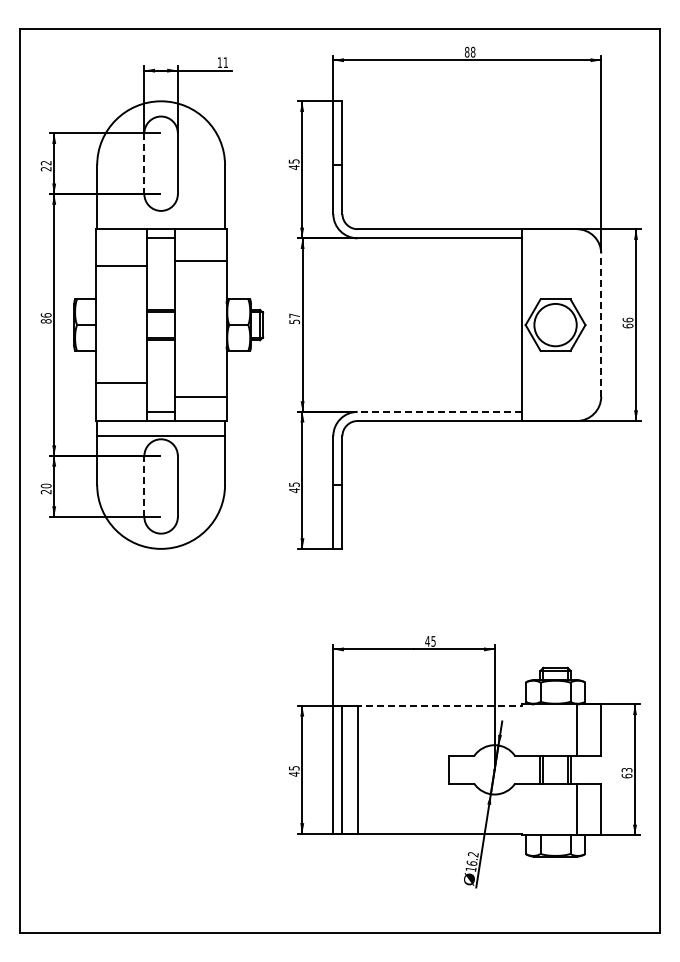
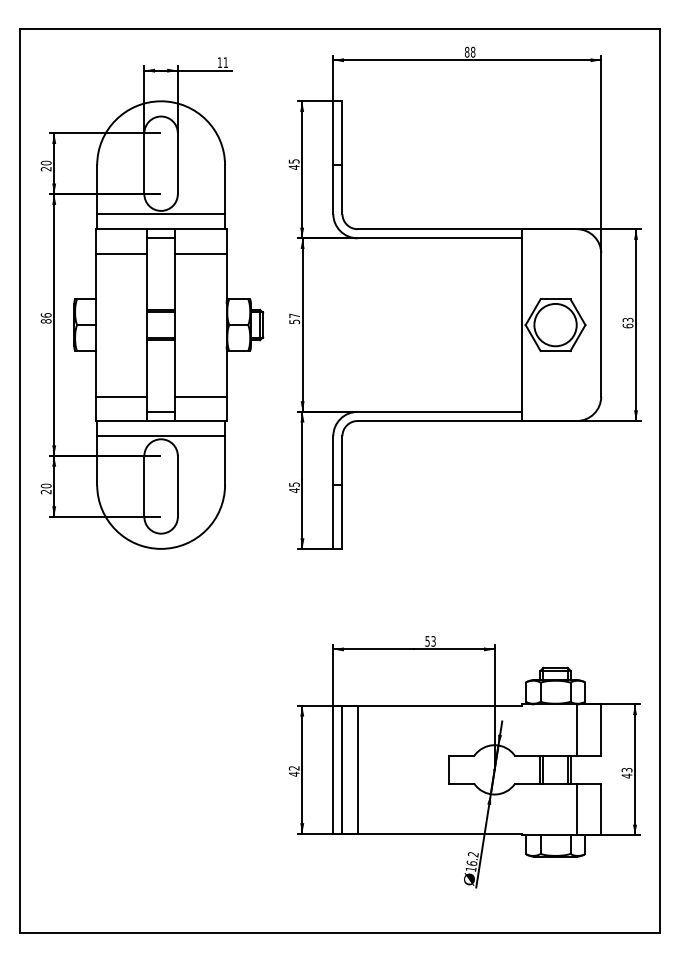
text: 22 -> 20 (46, 162)
line: dashed -> solid (144, 164)
line: none -> present (161, 213)
line position: (200, 260) -> (200, 253) (200, 253)
line position: (121, 265) -> (121, 253) (121, 253)
text: 66 -> 63 (627, 319)
line: dashed -> solid (601, 325)
line position: (121, 382) -> (121, 396) (121, 396)
line: dashed -> solid (439, 411)
line: dashed -> solid (144, 485)
text: 45 -> 53 (430, 641)
line: dashed -> solid (428, 705)
text: 45 -> 42 (293, 768)
text: 63 -> 43 (626, 775)
